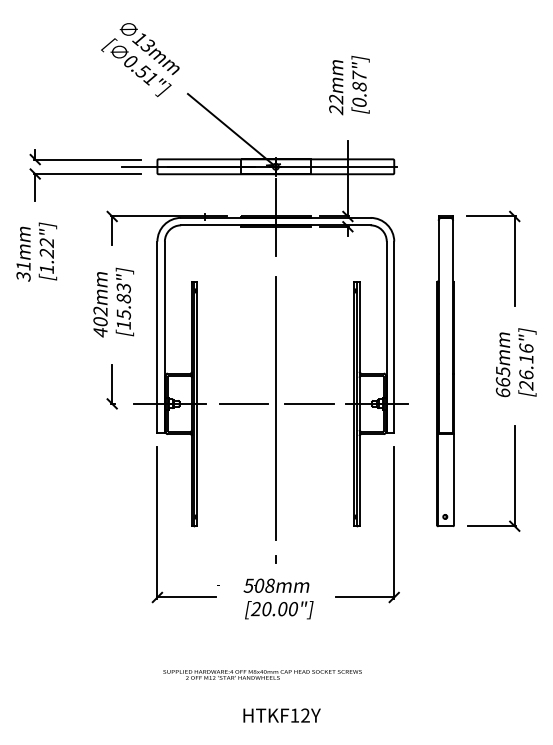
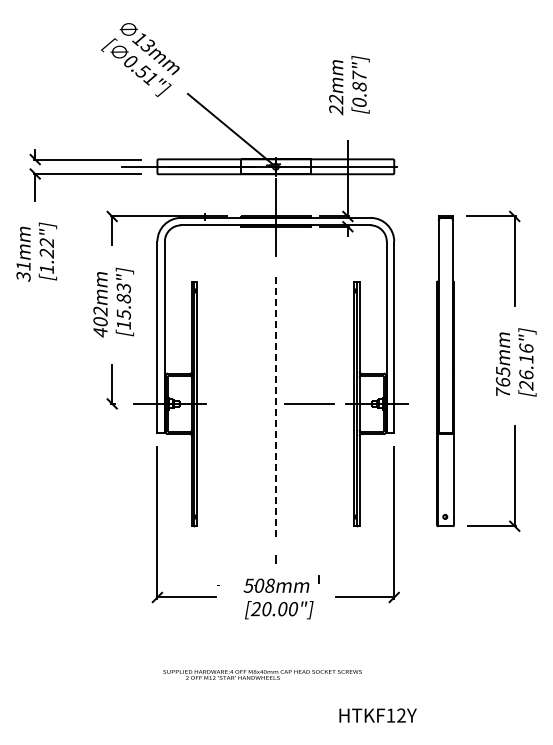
text: 665mm -> 765mm (502, 392)
line: present -> none (243, 403)
line: solid -> dashed (275, 408)
line: none -> present (318, 579)
text position: (281, 715) -> (377, 715) (377, 715)
